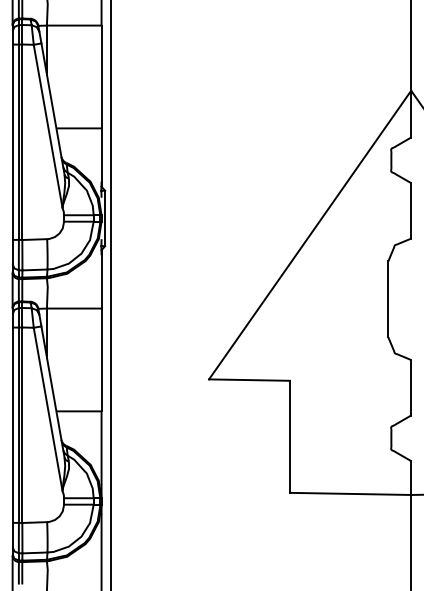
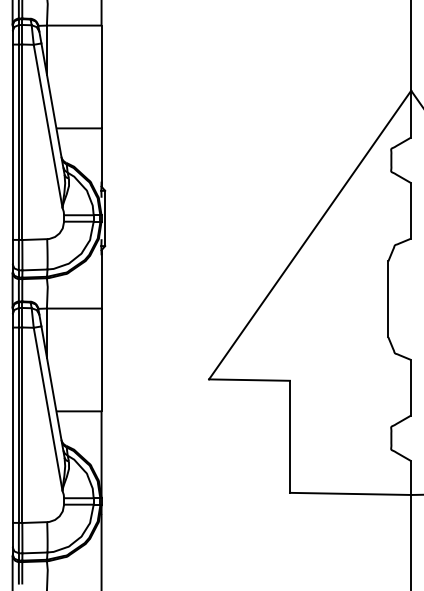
line: present -> none (110, 294)
